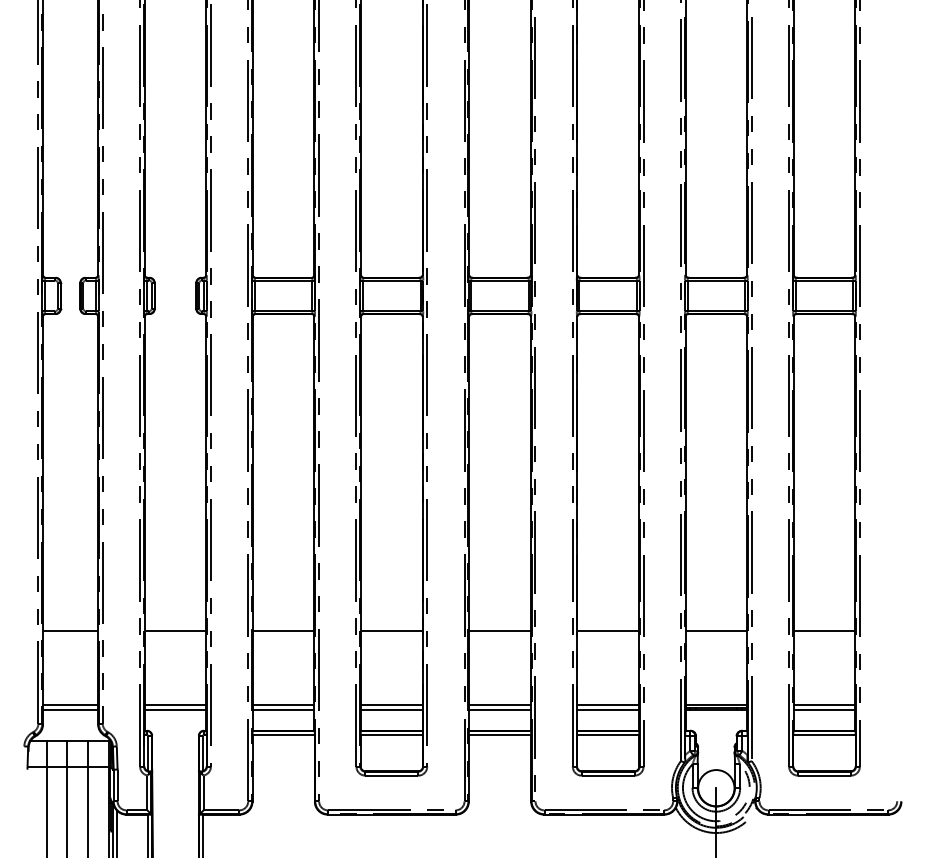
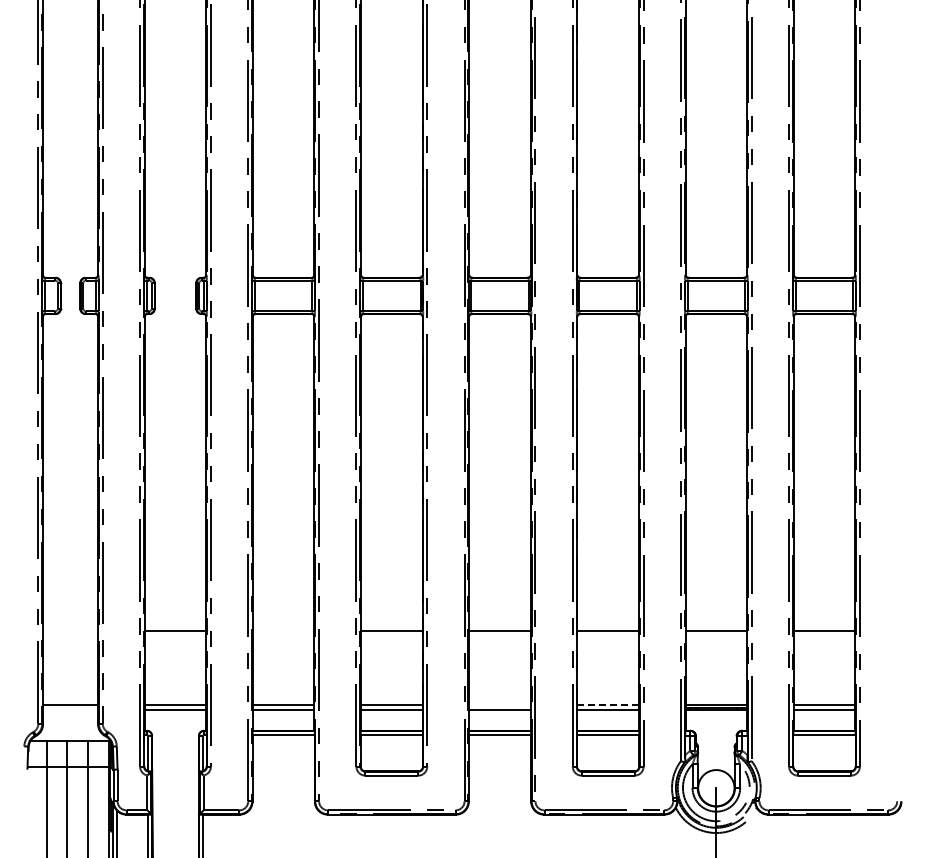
line: present -> none (70, 630)
line: present -> none (283, 630)
line: present -> none (499, 704)
line: solid -> dashed (608, 704)
line: present -> none (70, 710)
